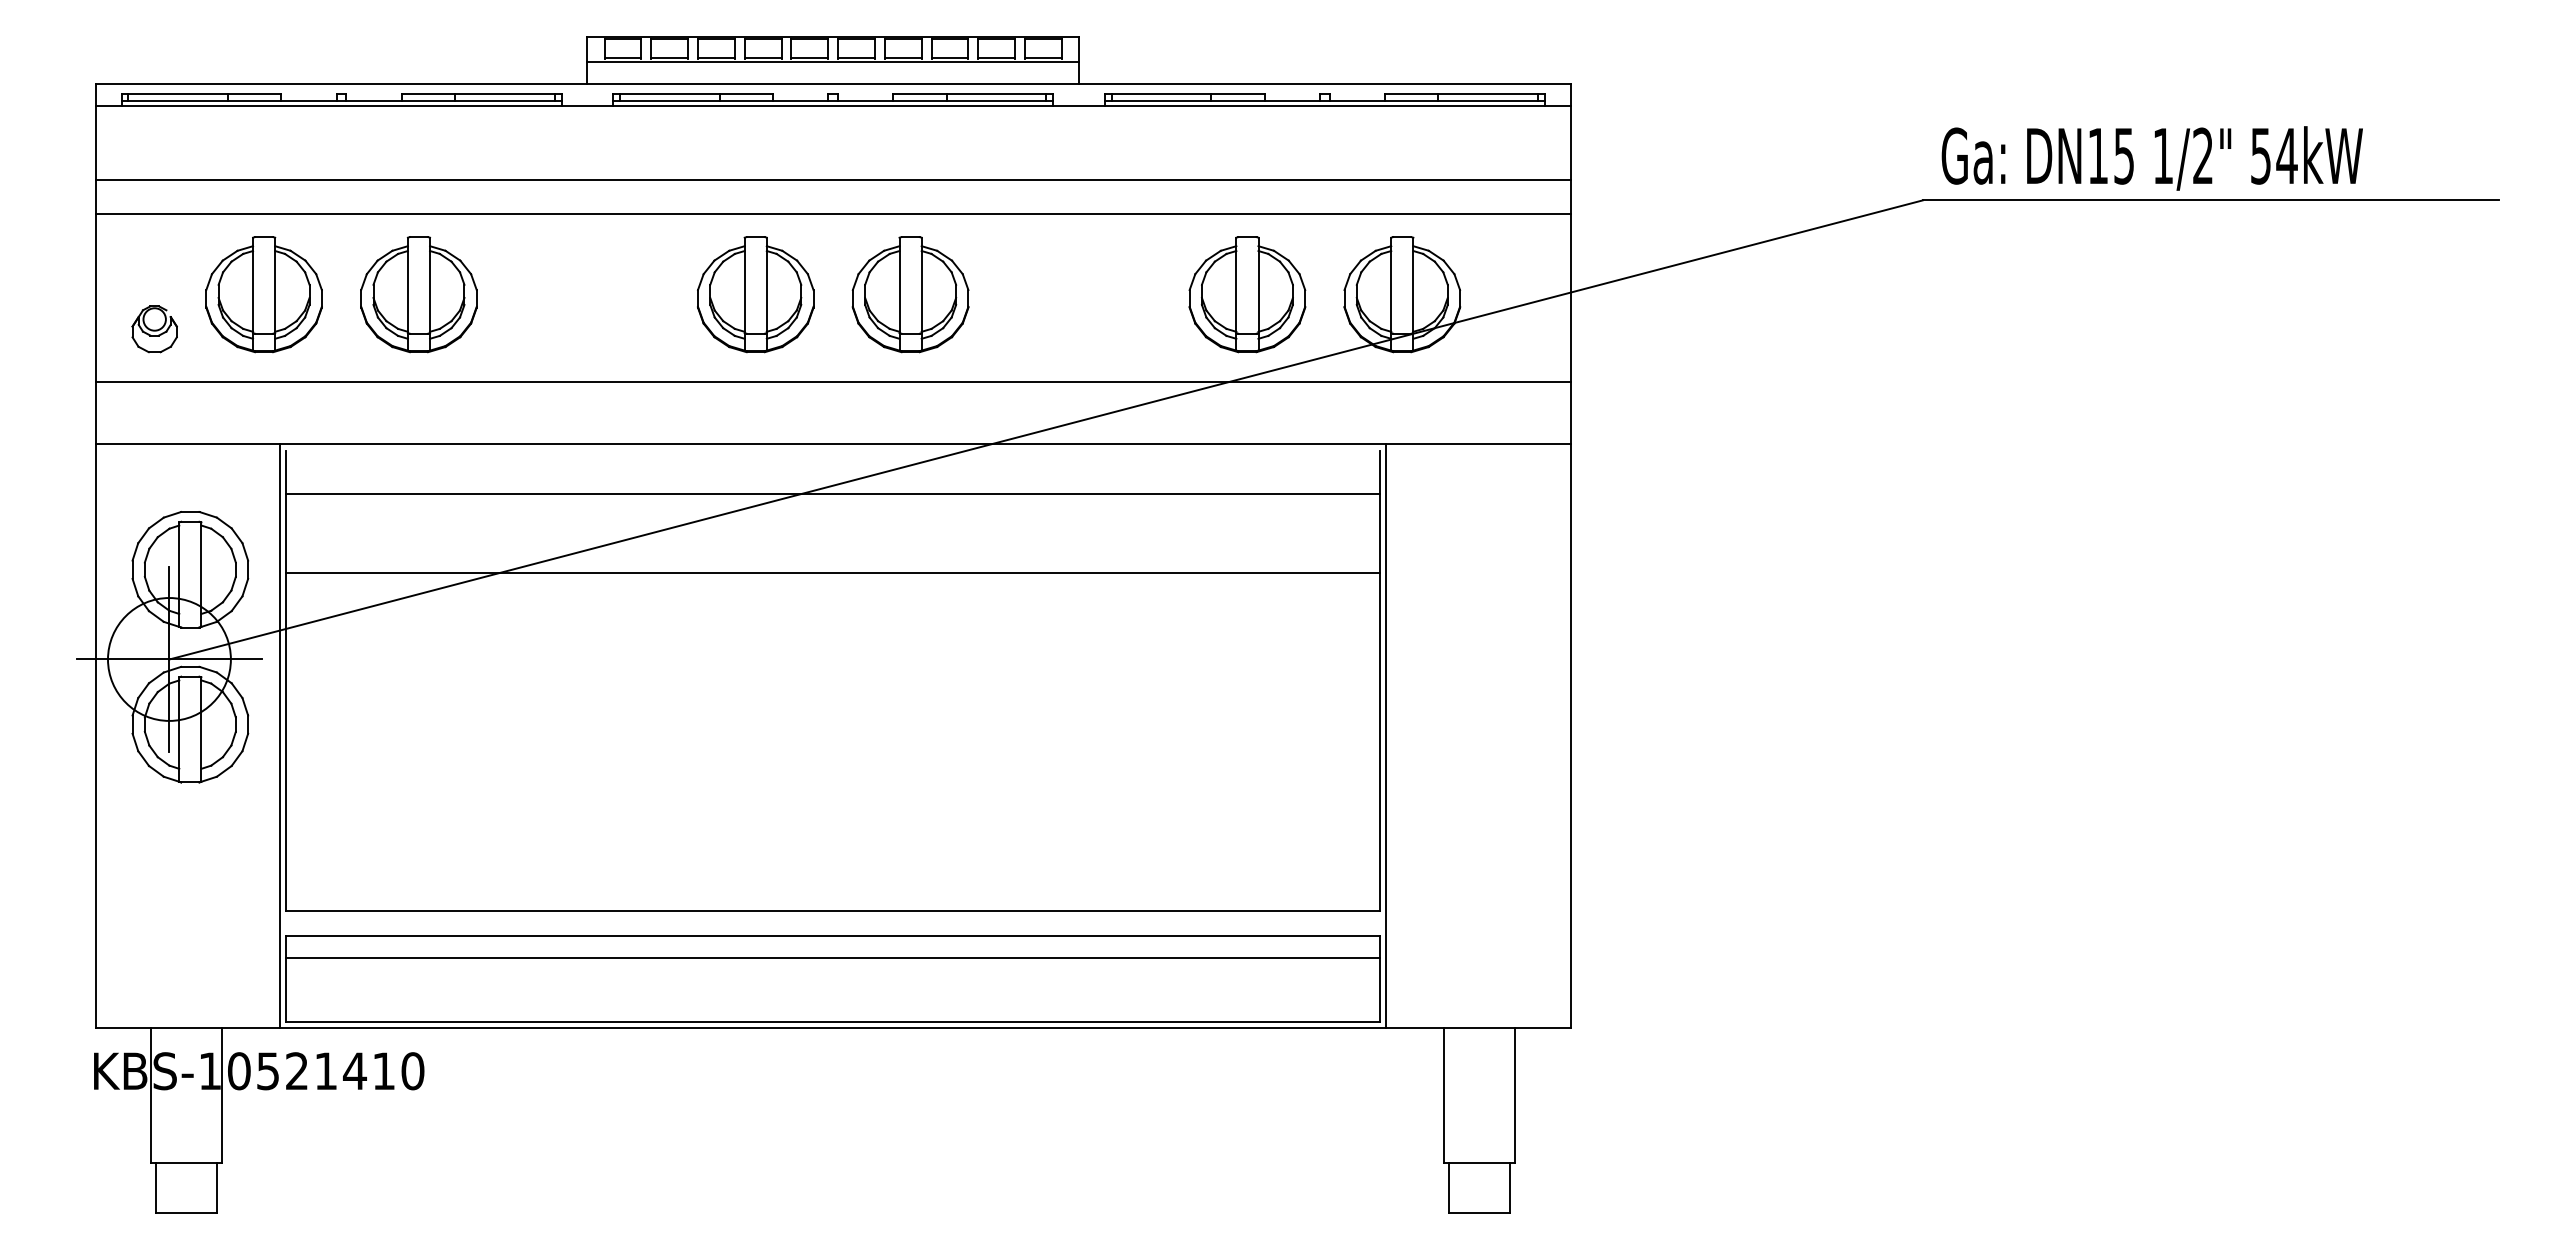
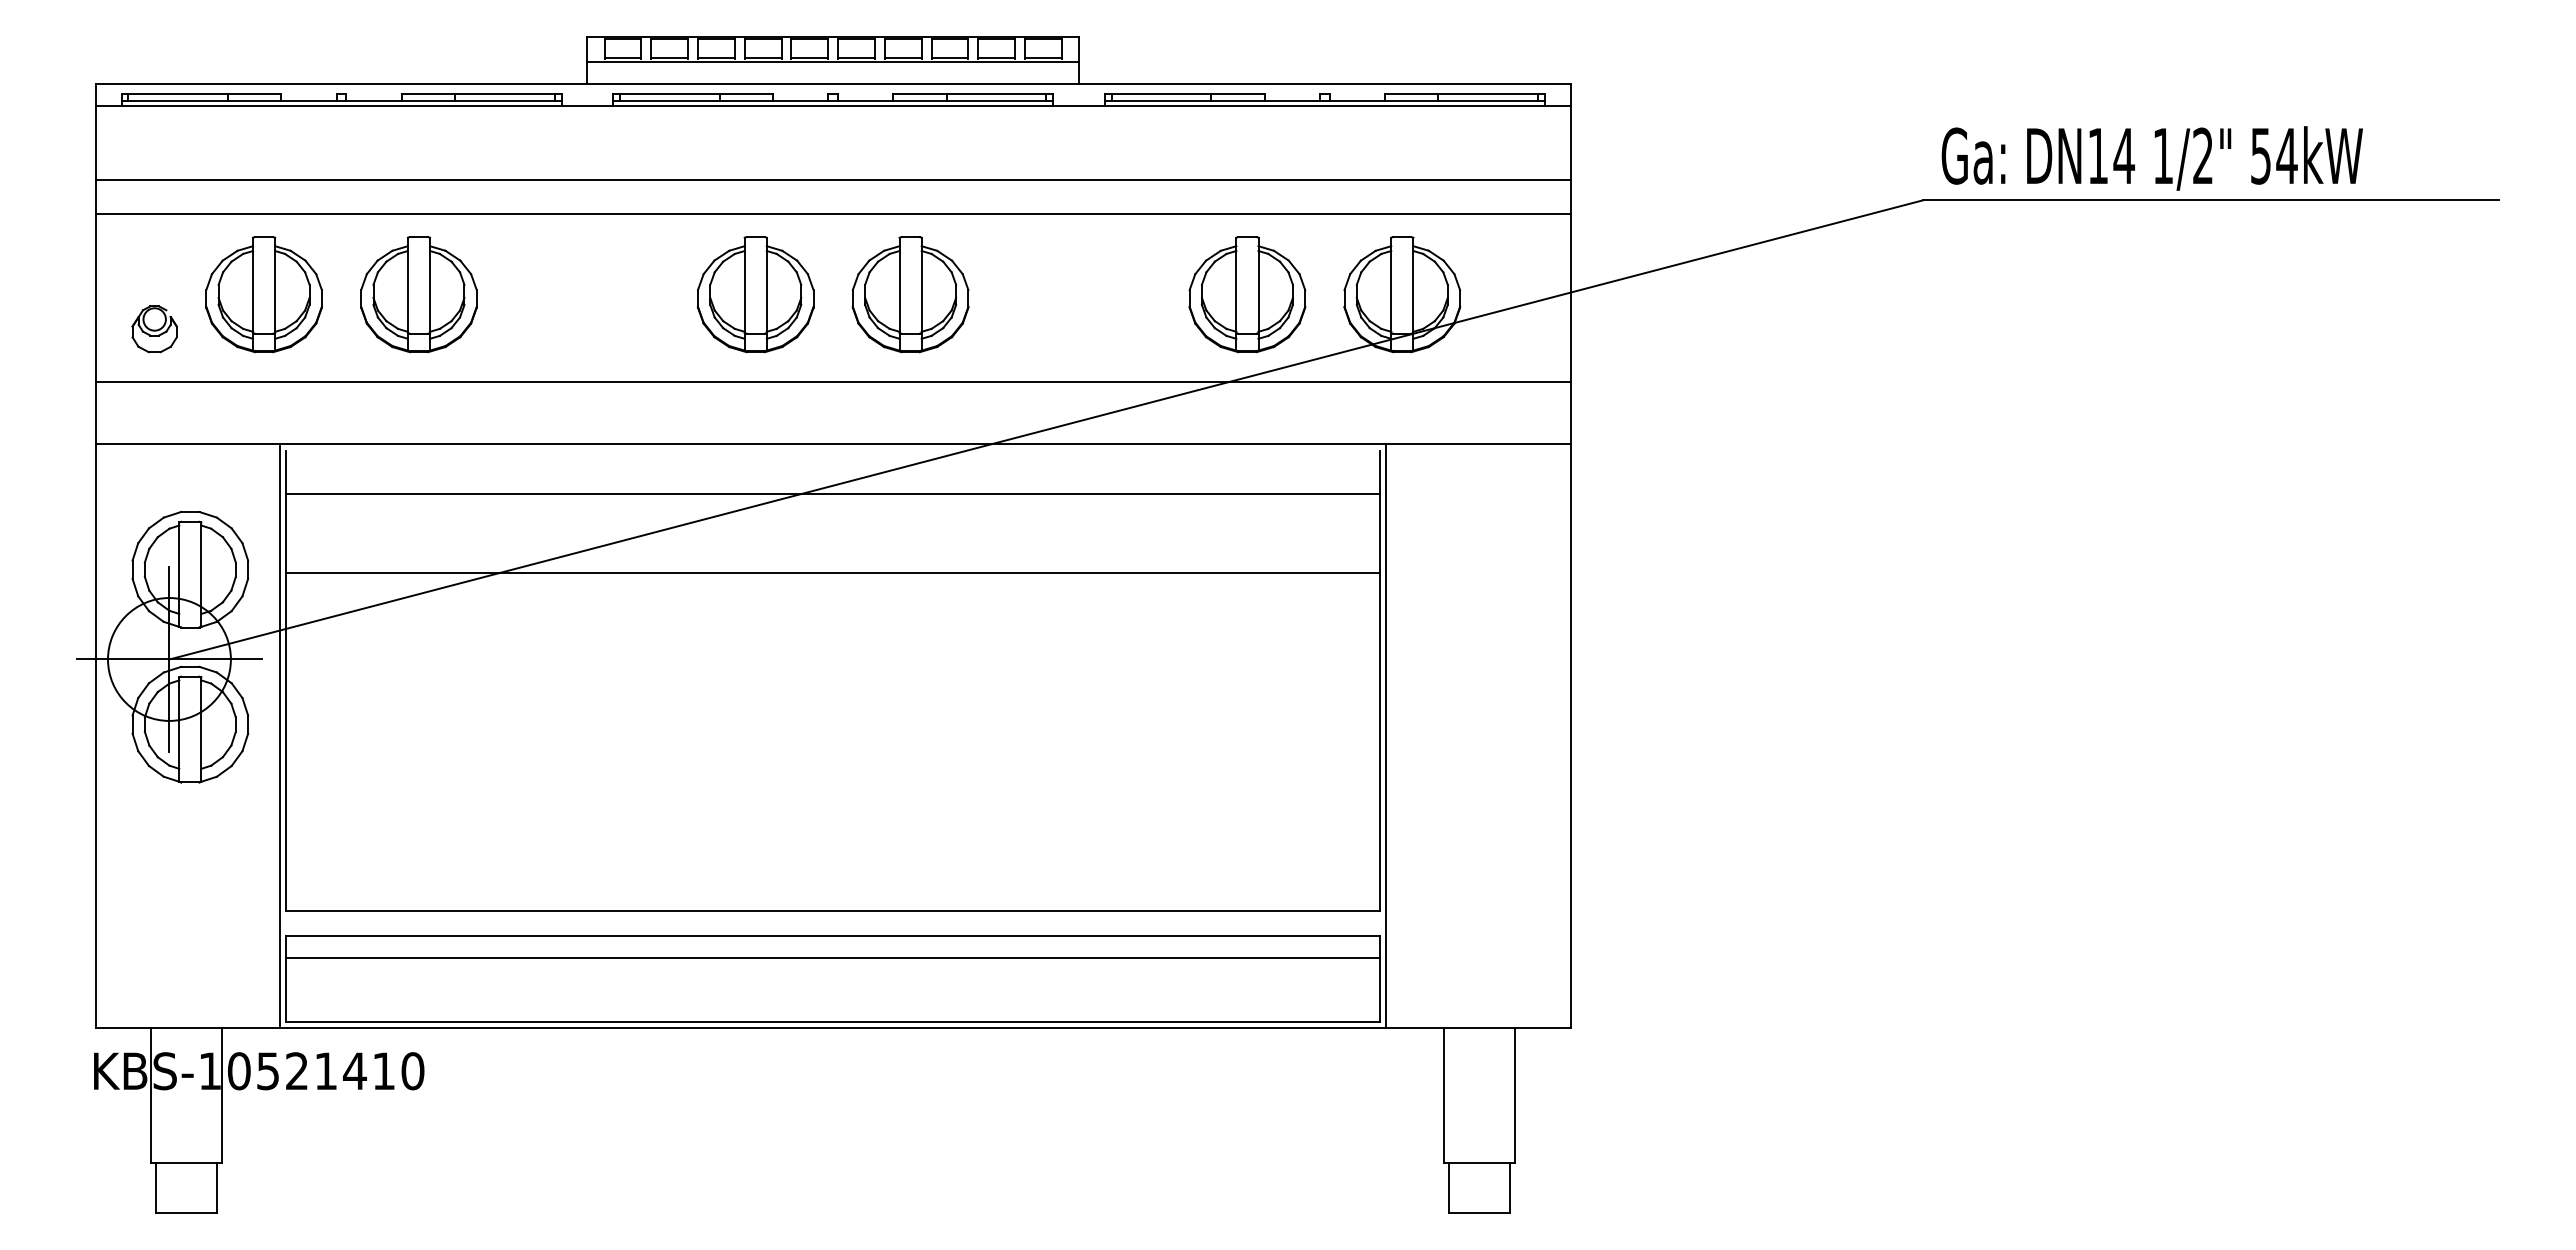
text: DN15 -> DN14 (2123, 156)
